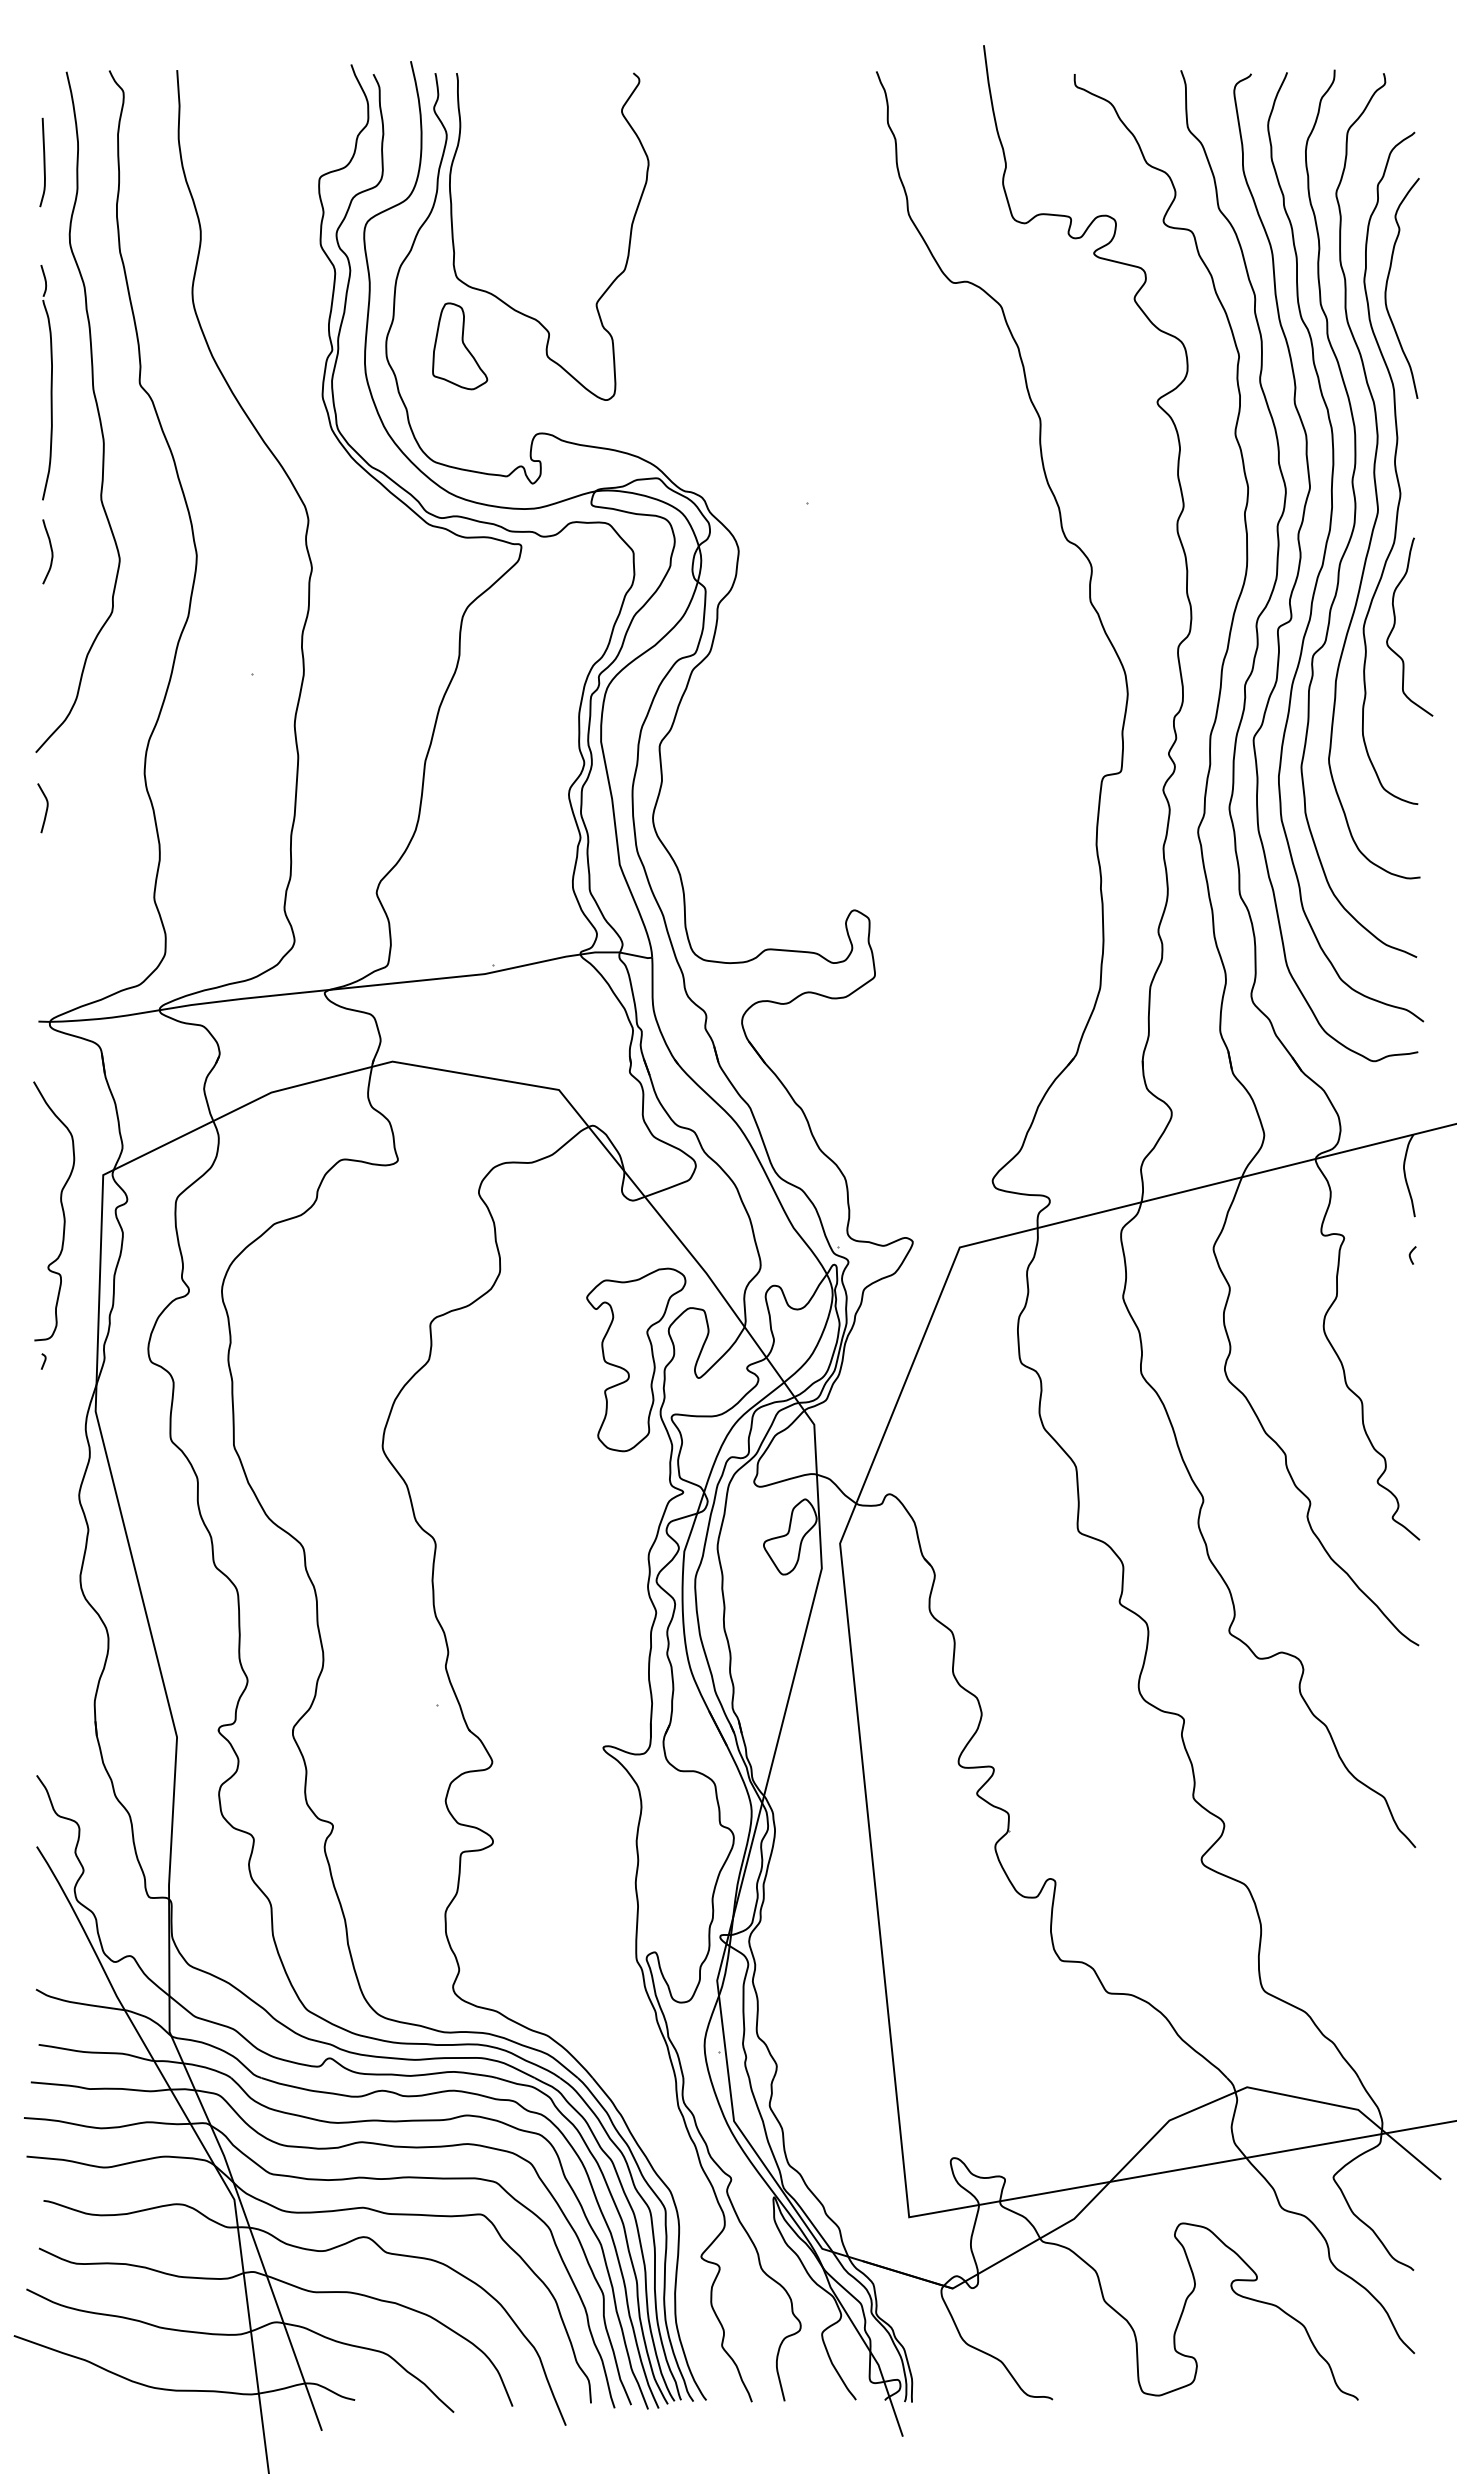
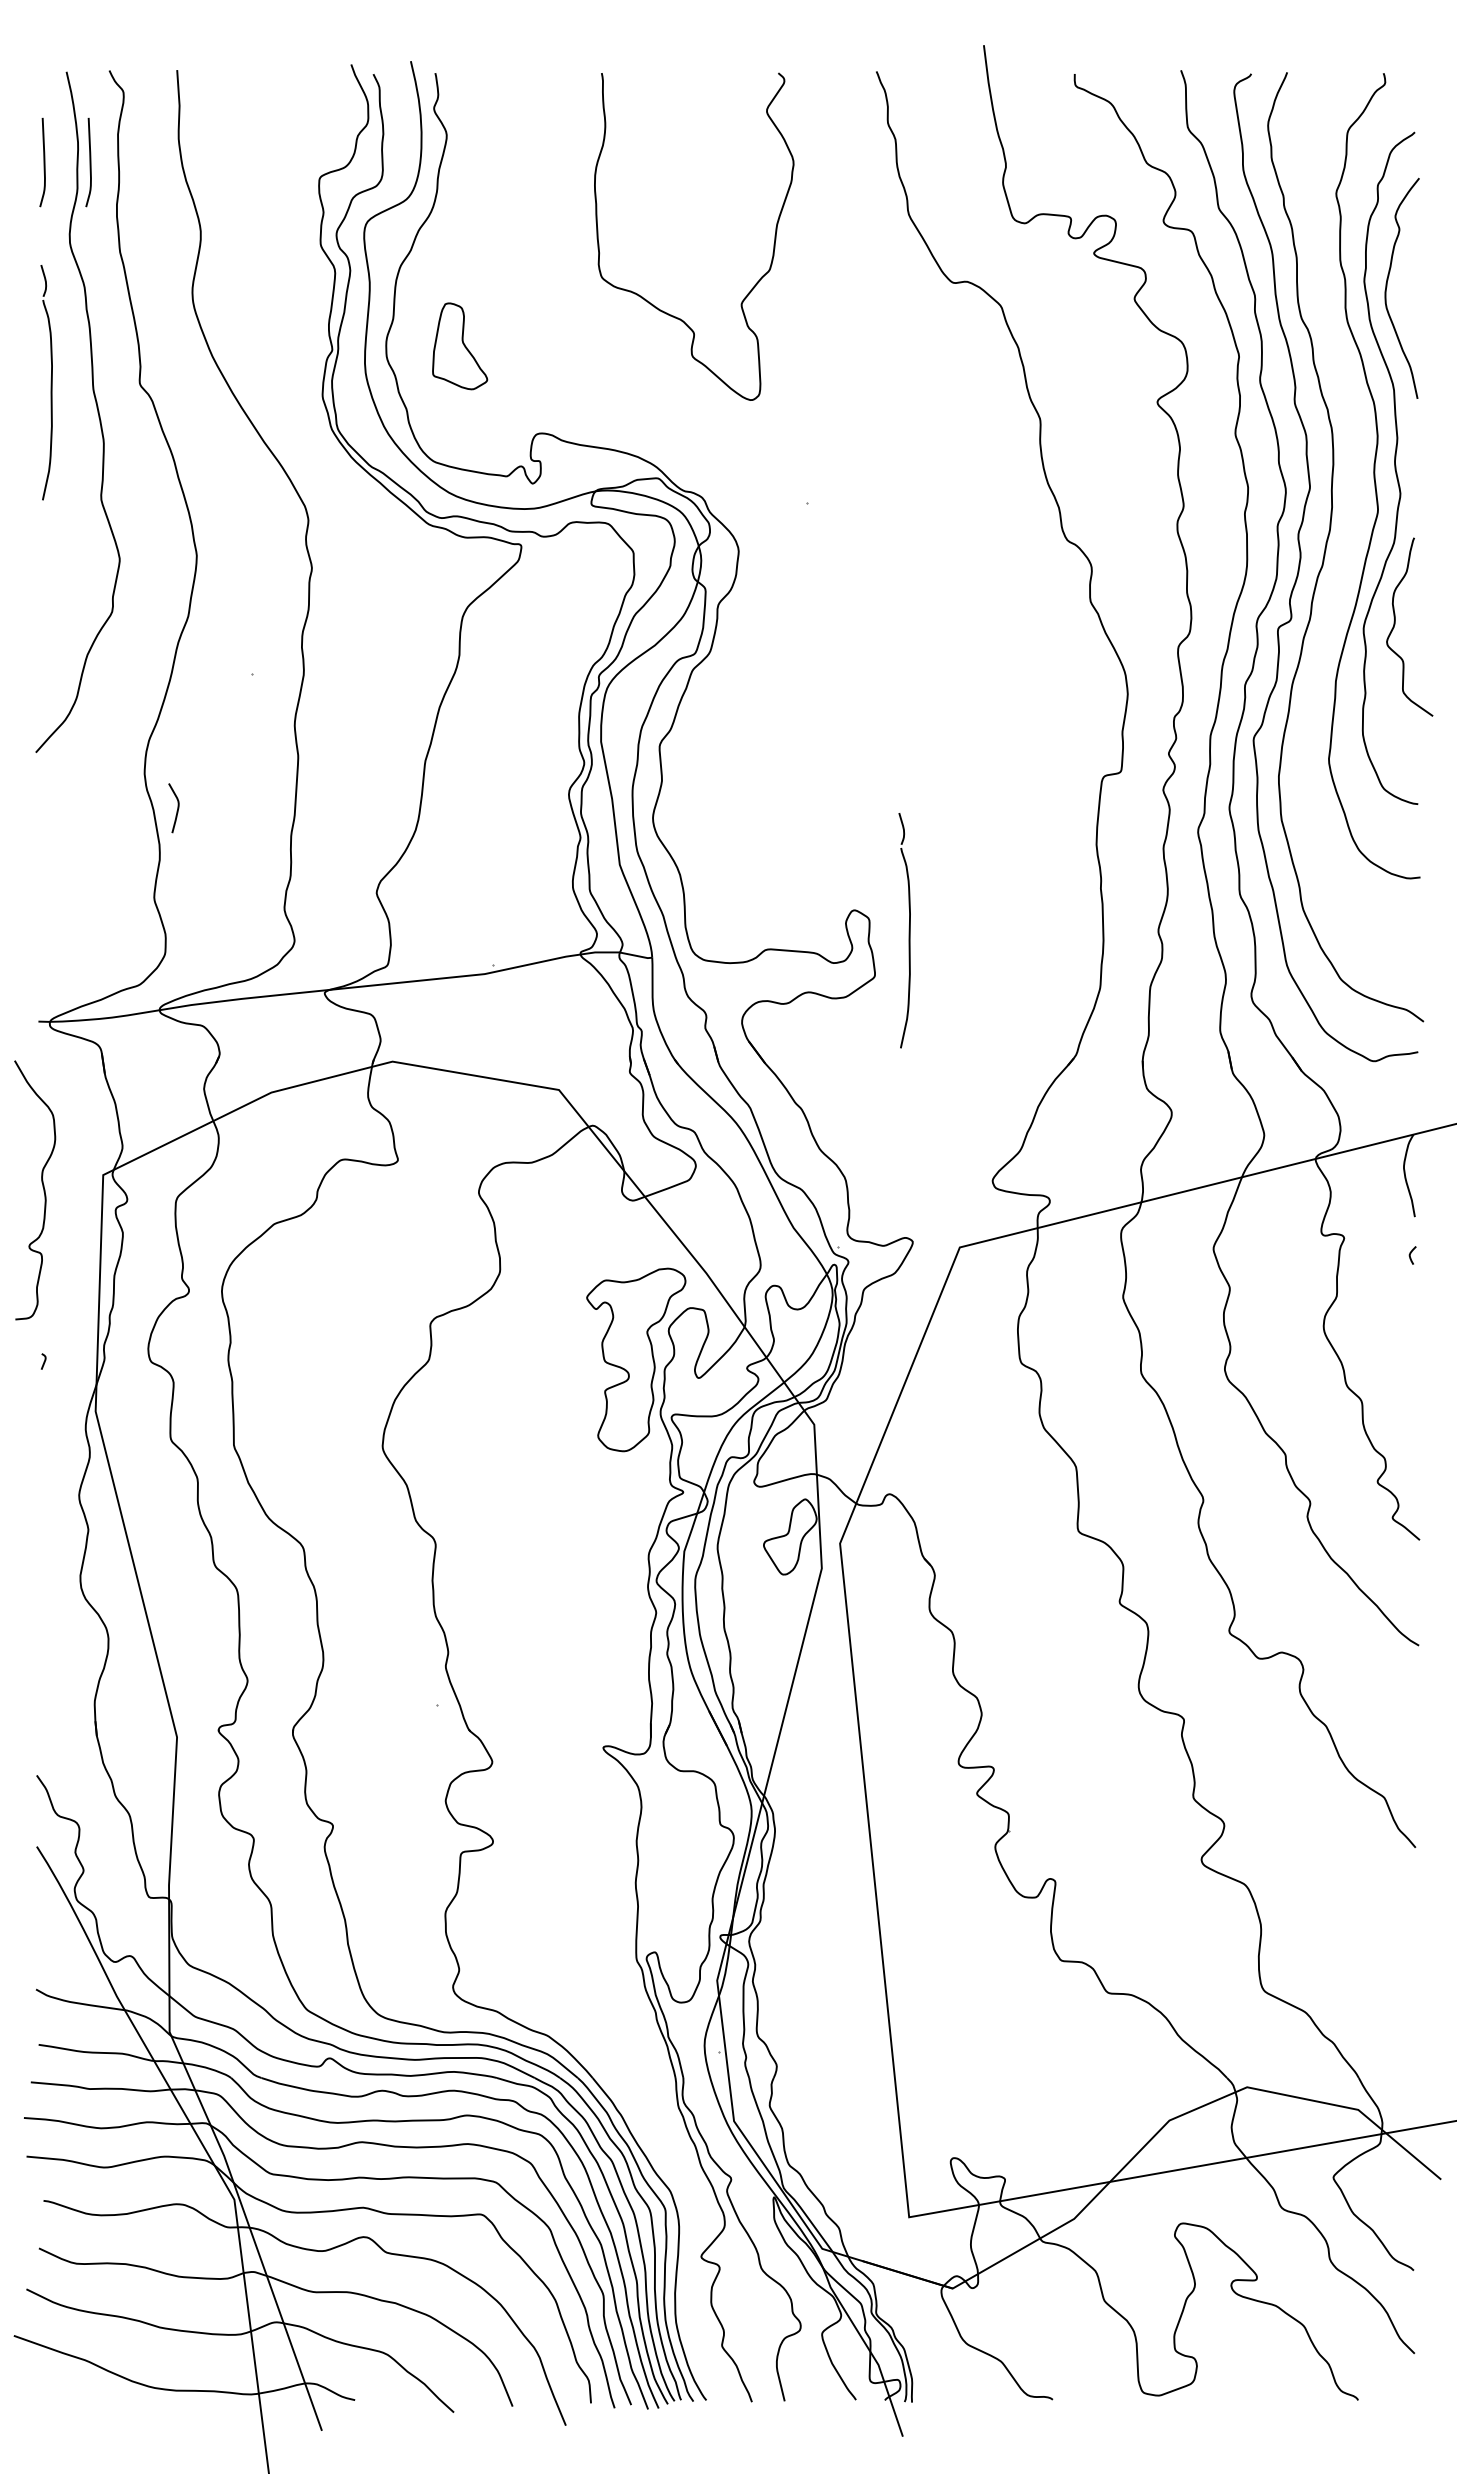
curve: none -> present (89, 162)
curve position: (610, 283) -> (755, 283) (755, 283)
curve: present -> none (1356, 513)
curve: present -> none (50, 549)
curve position: (45, 810) -> (176, 810) (176, 810)
part: none -> present (904, 930)
curve position: (61, 1208) -> (42, 1187) (42, 1187)
